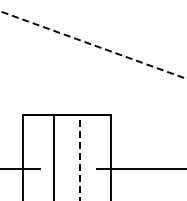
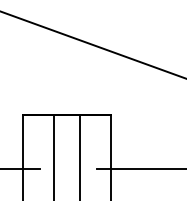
line: dashed -> solid (93, 45)
line: dashed -> solid (80, 158)
